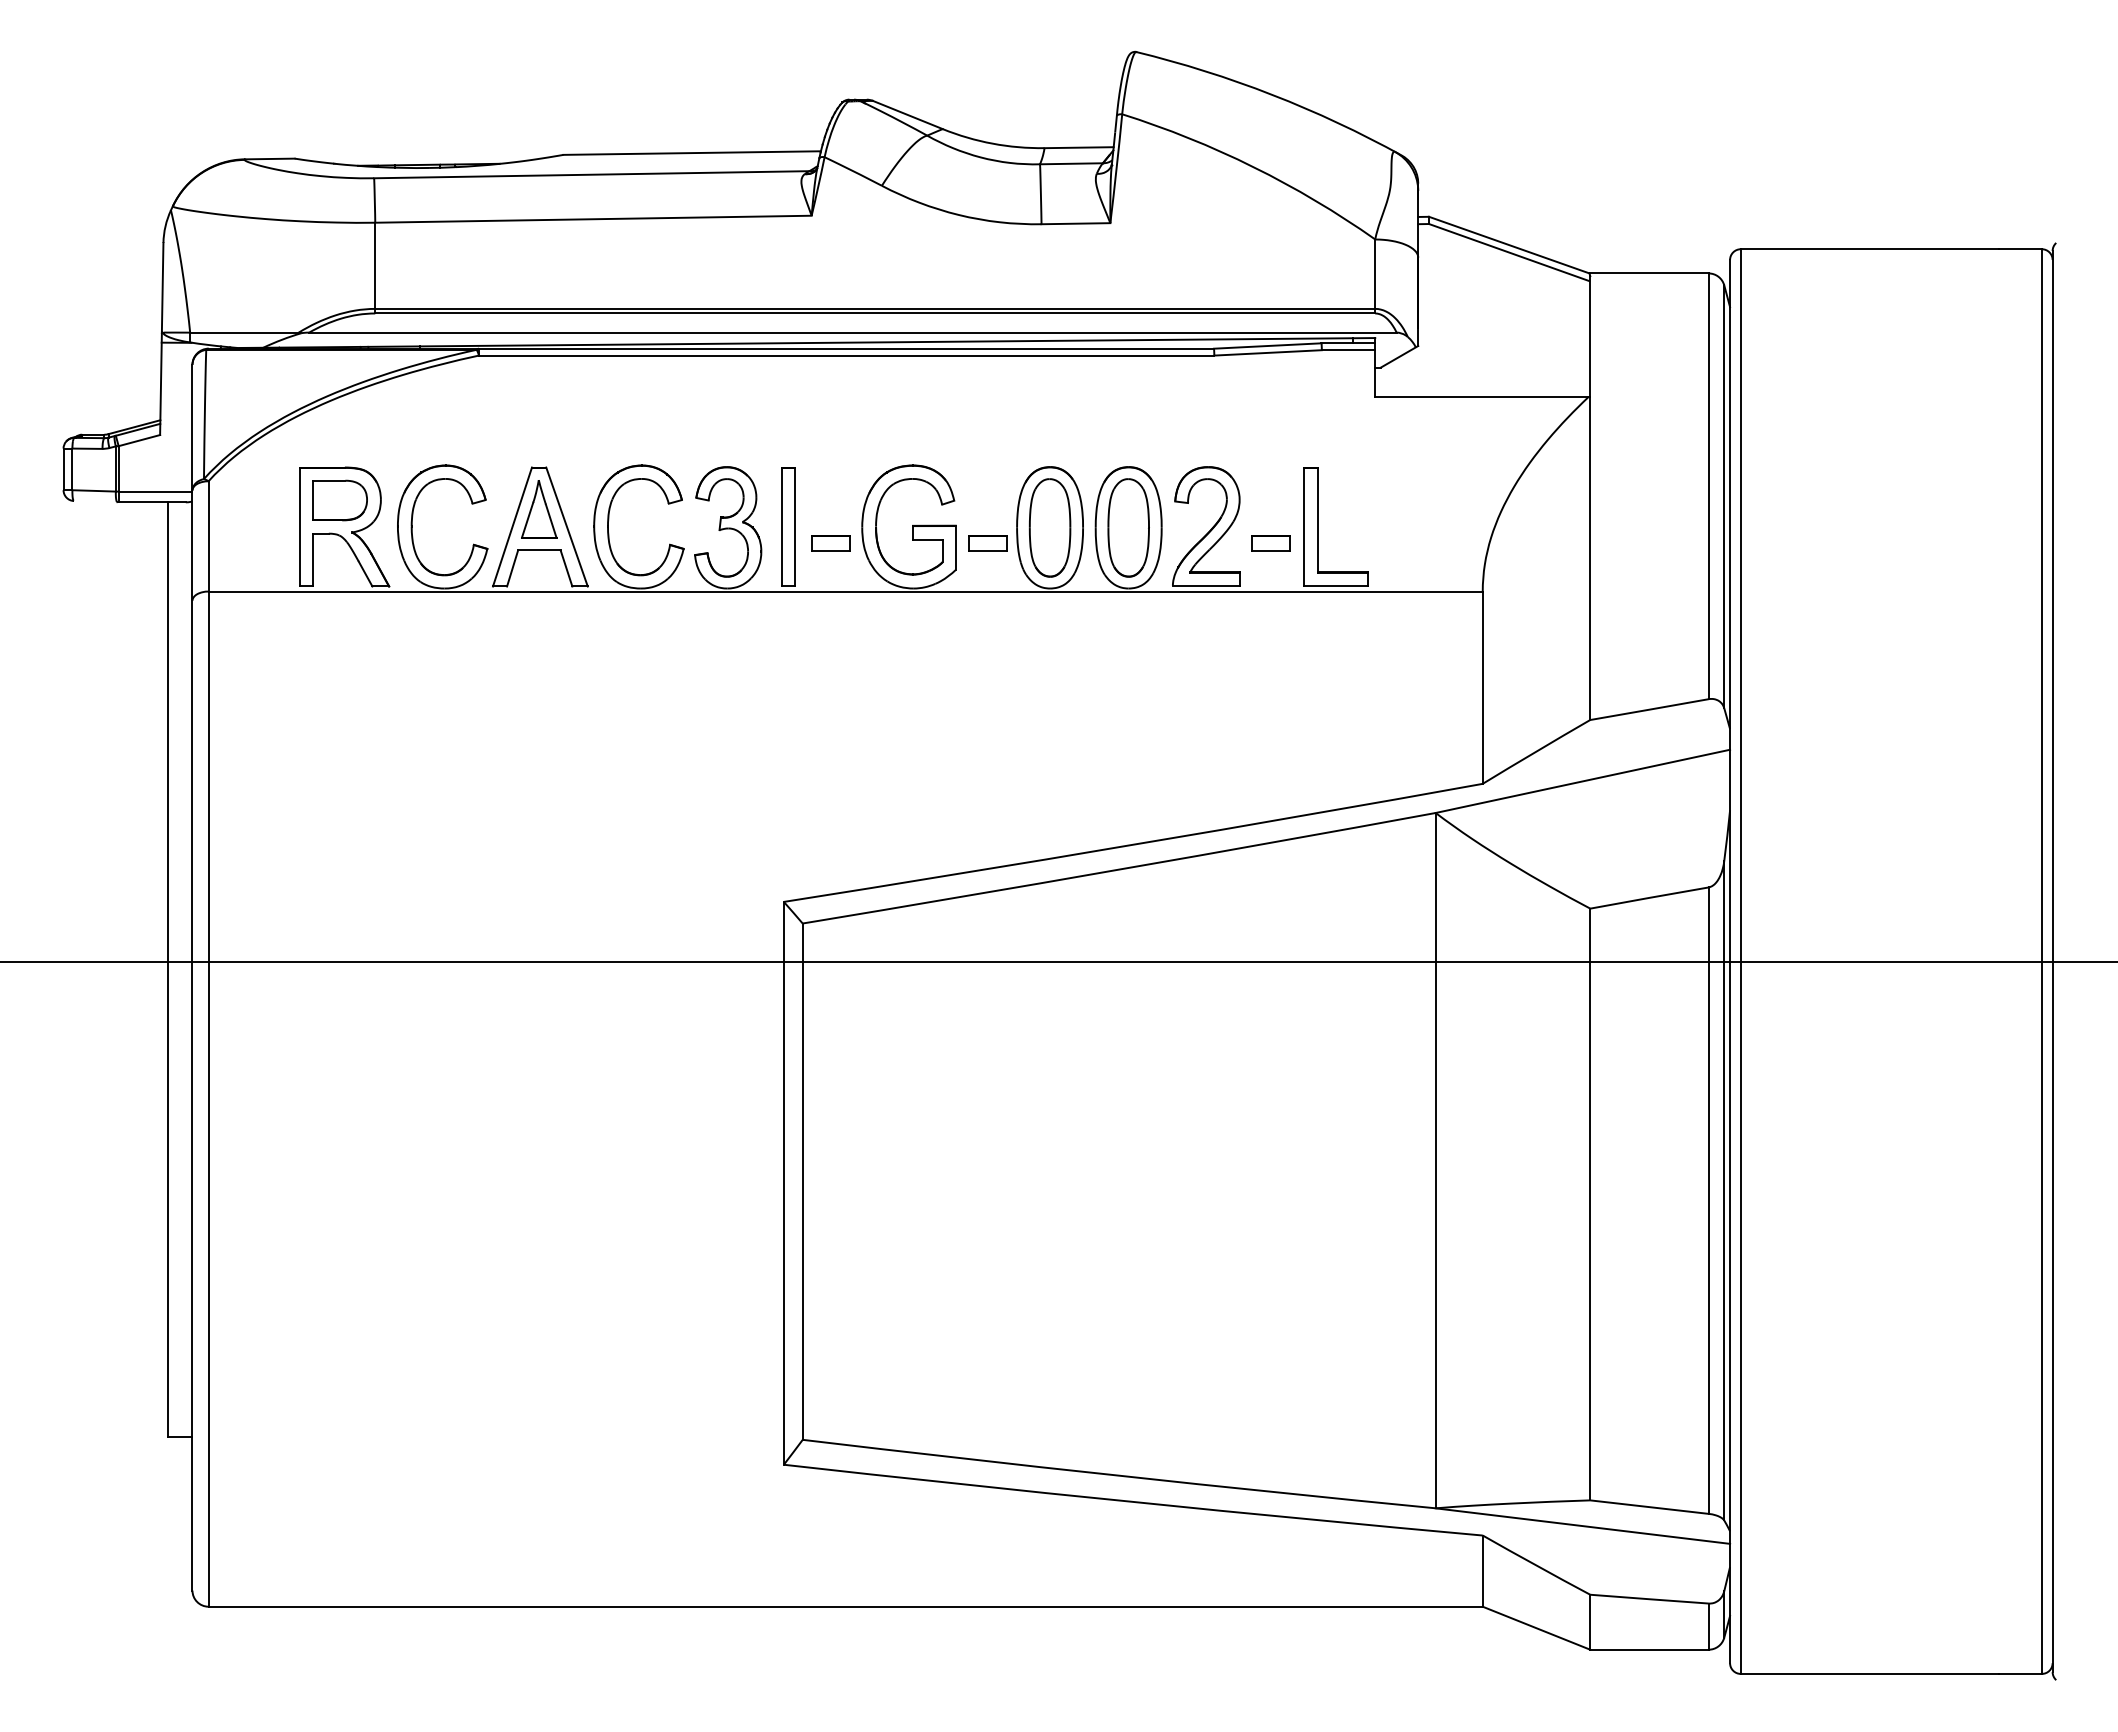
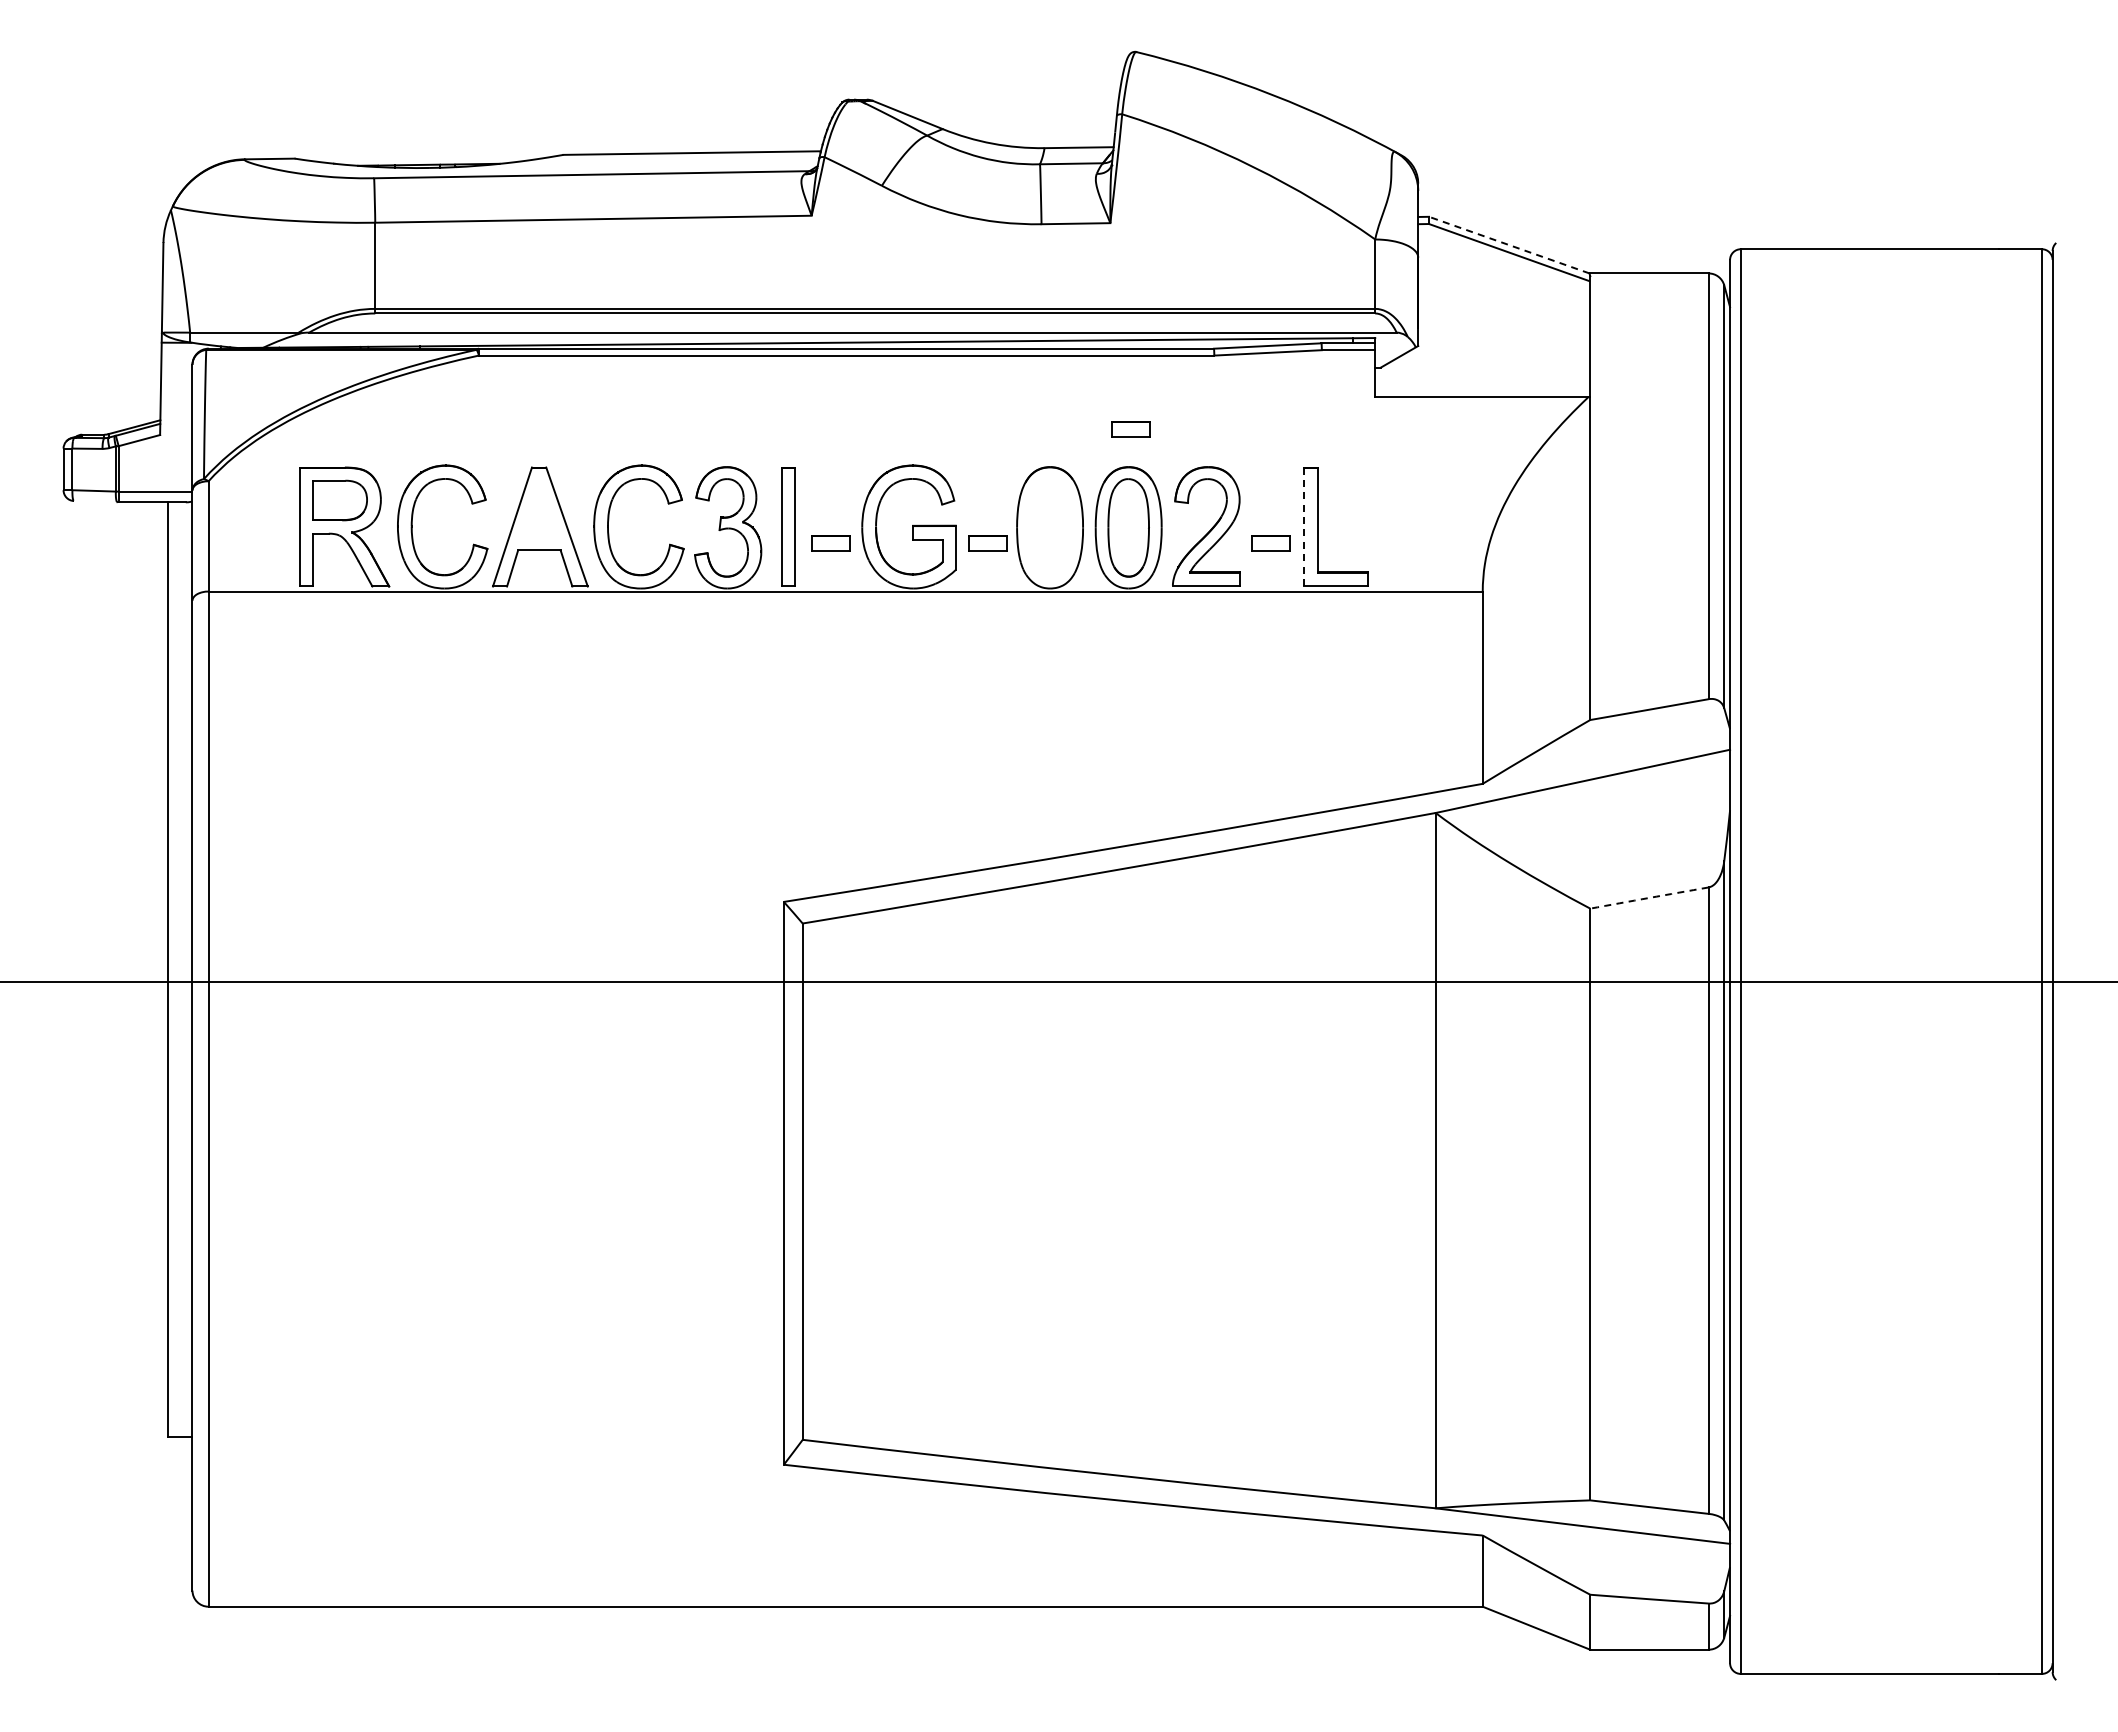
line: solid -> dashed (1508, 244)
part: none -> present (1130, 429)
part: present -> none (539, 509)
part: present -> none (1049, 527)
line: solid -> dashed (1304, 527)
arc: solid -> dashed (1649, 897)
line position: (1058, 961) -> (1058, 981) (1058, 981)
